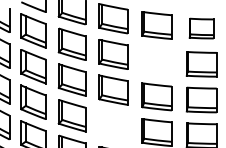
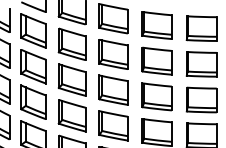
part size: 27x23 px -> 33x27 px (201, 28)
part: none -> present (156, 60)
part: none -> present (113, 125)
